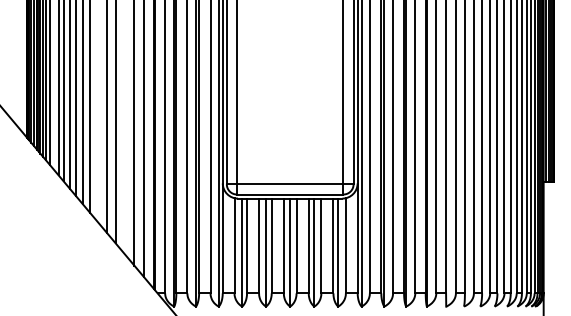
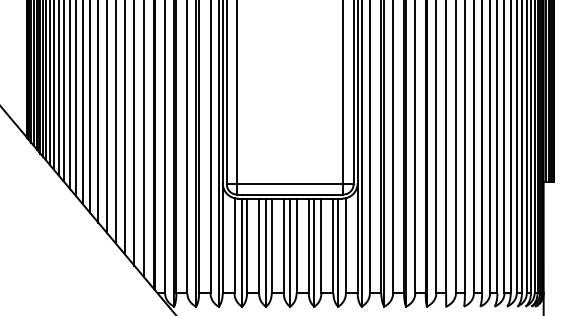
line: none -> present (53, 85)
line: none -> present (98, 112)
line: none -> present (124, 127)
